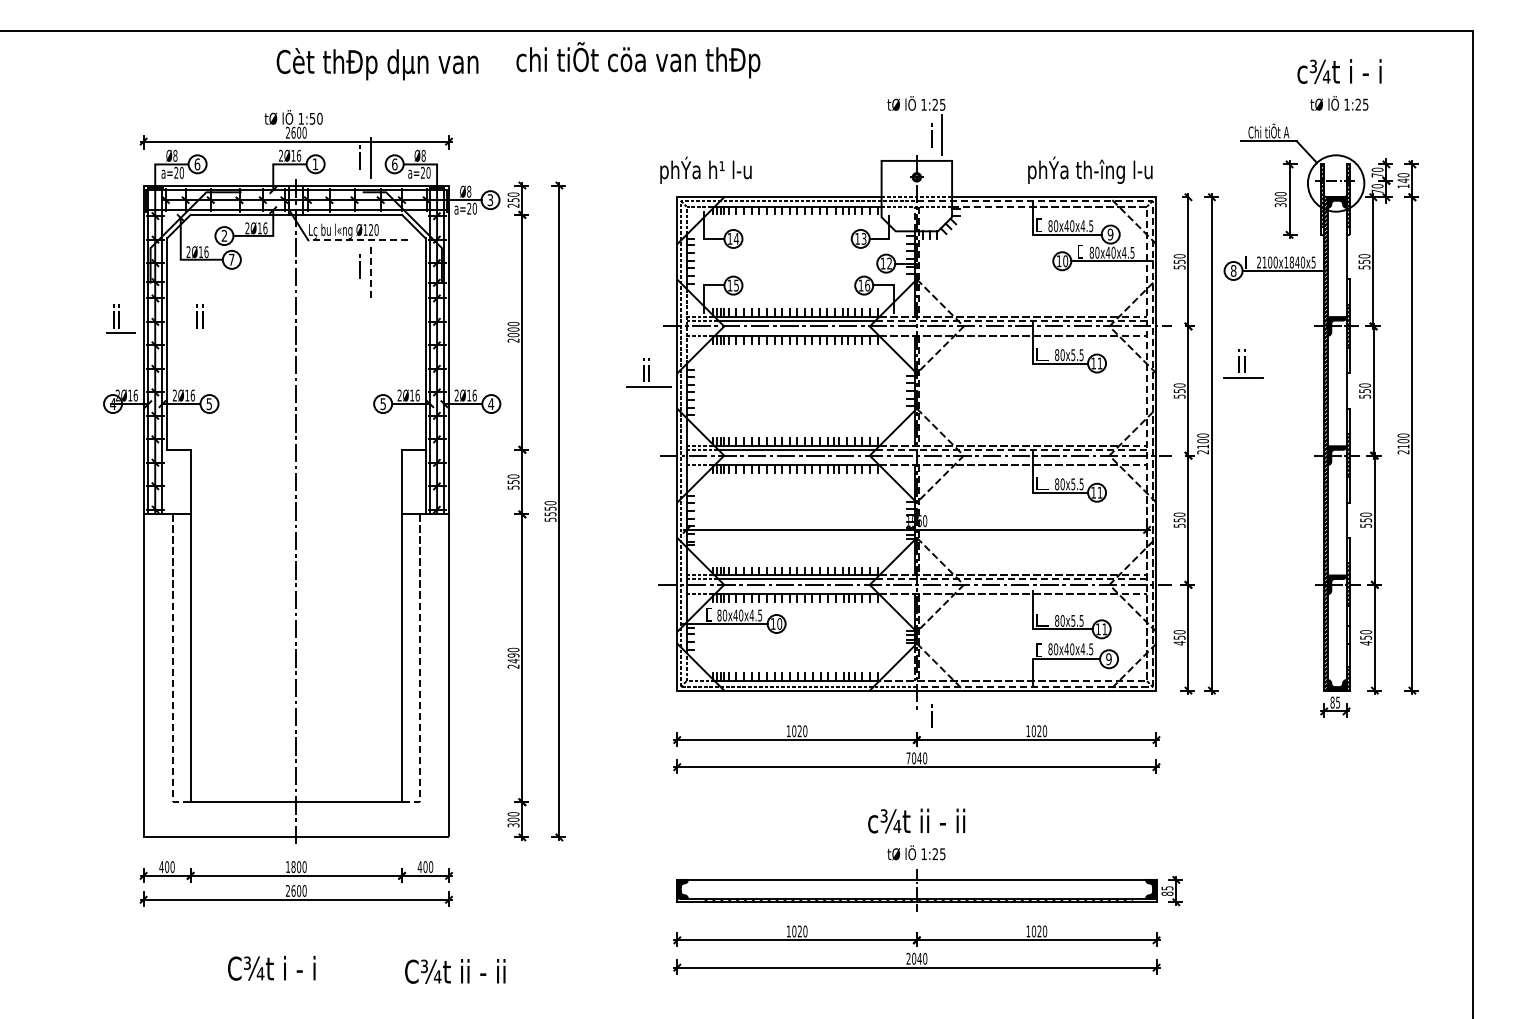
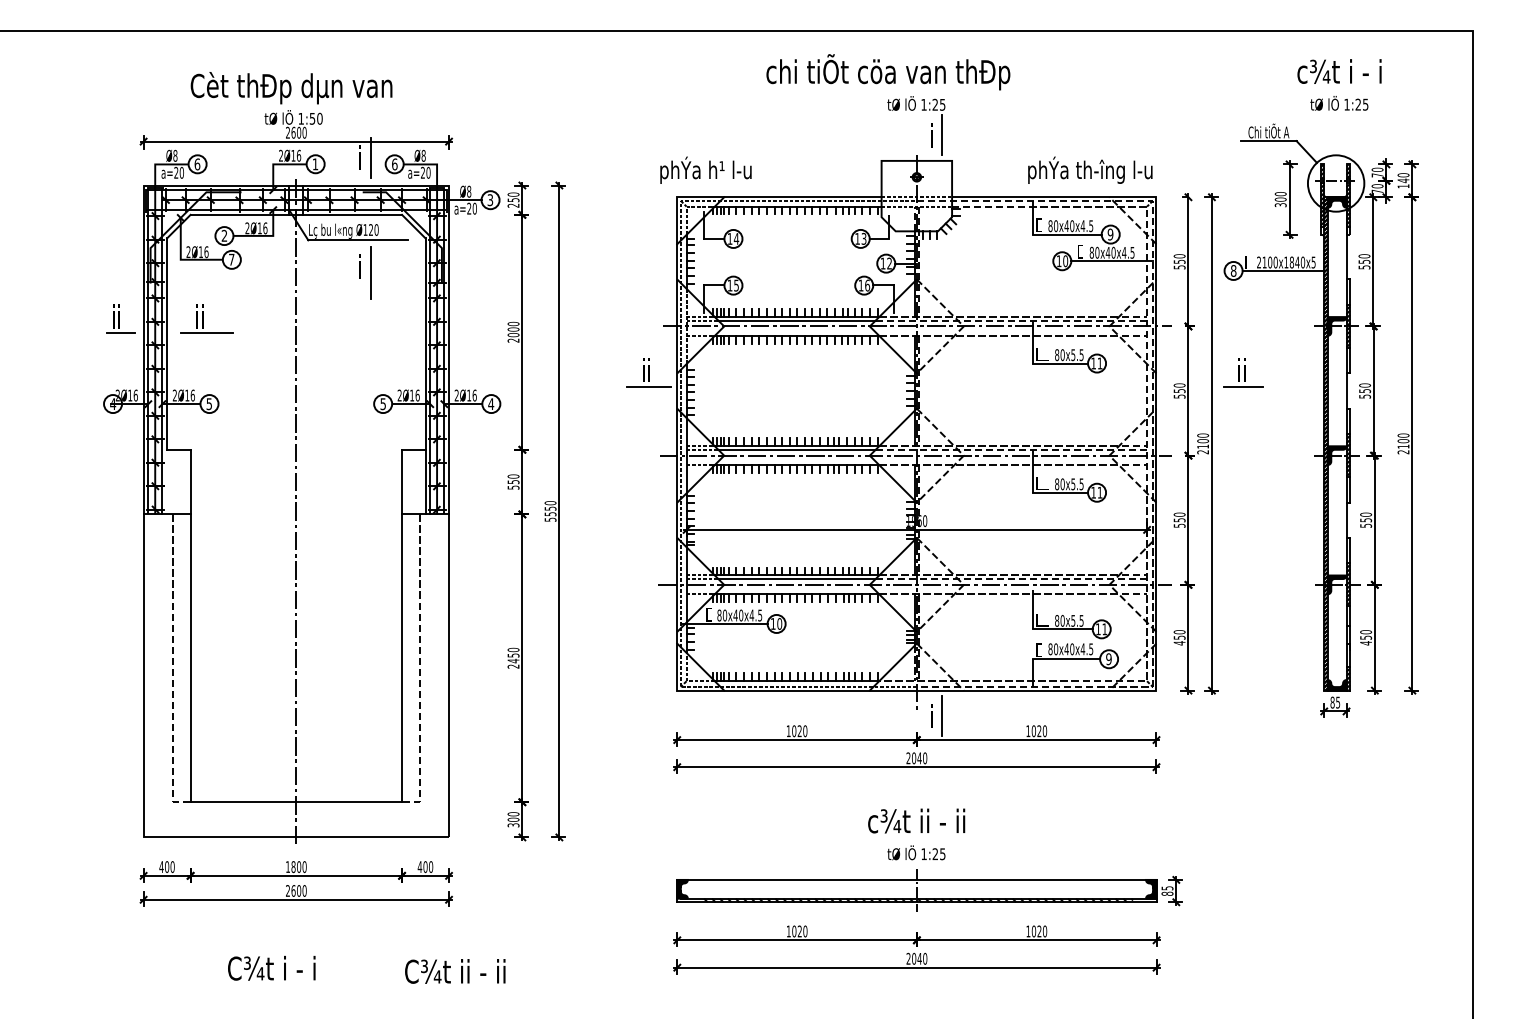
text position: (638, 60) -> (888, 72) (888, 72)
text position: (377, 64) -> (291, 88) (291, 88)
line: dashed -> solid (358, 240)
line: dashed -> solid (370, 273)
line: none -> present (206, 333)
part position: (1243, 363) -> (1243, 372) (1243, 372)
text: 2490 -> 2450 (513, 655)
line: none -> present (942, 716)
text: 7040 -> 2040 (908, 758)
